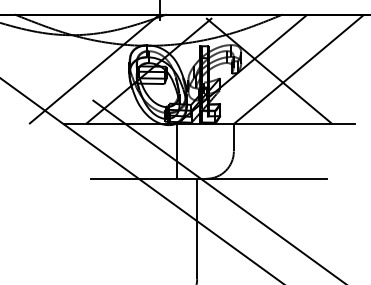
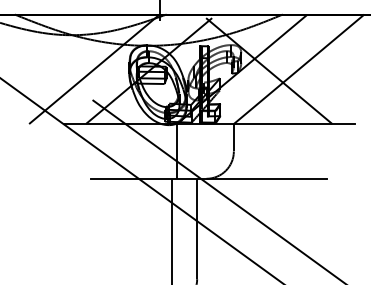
line: none -> present (171, 229)
